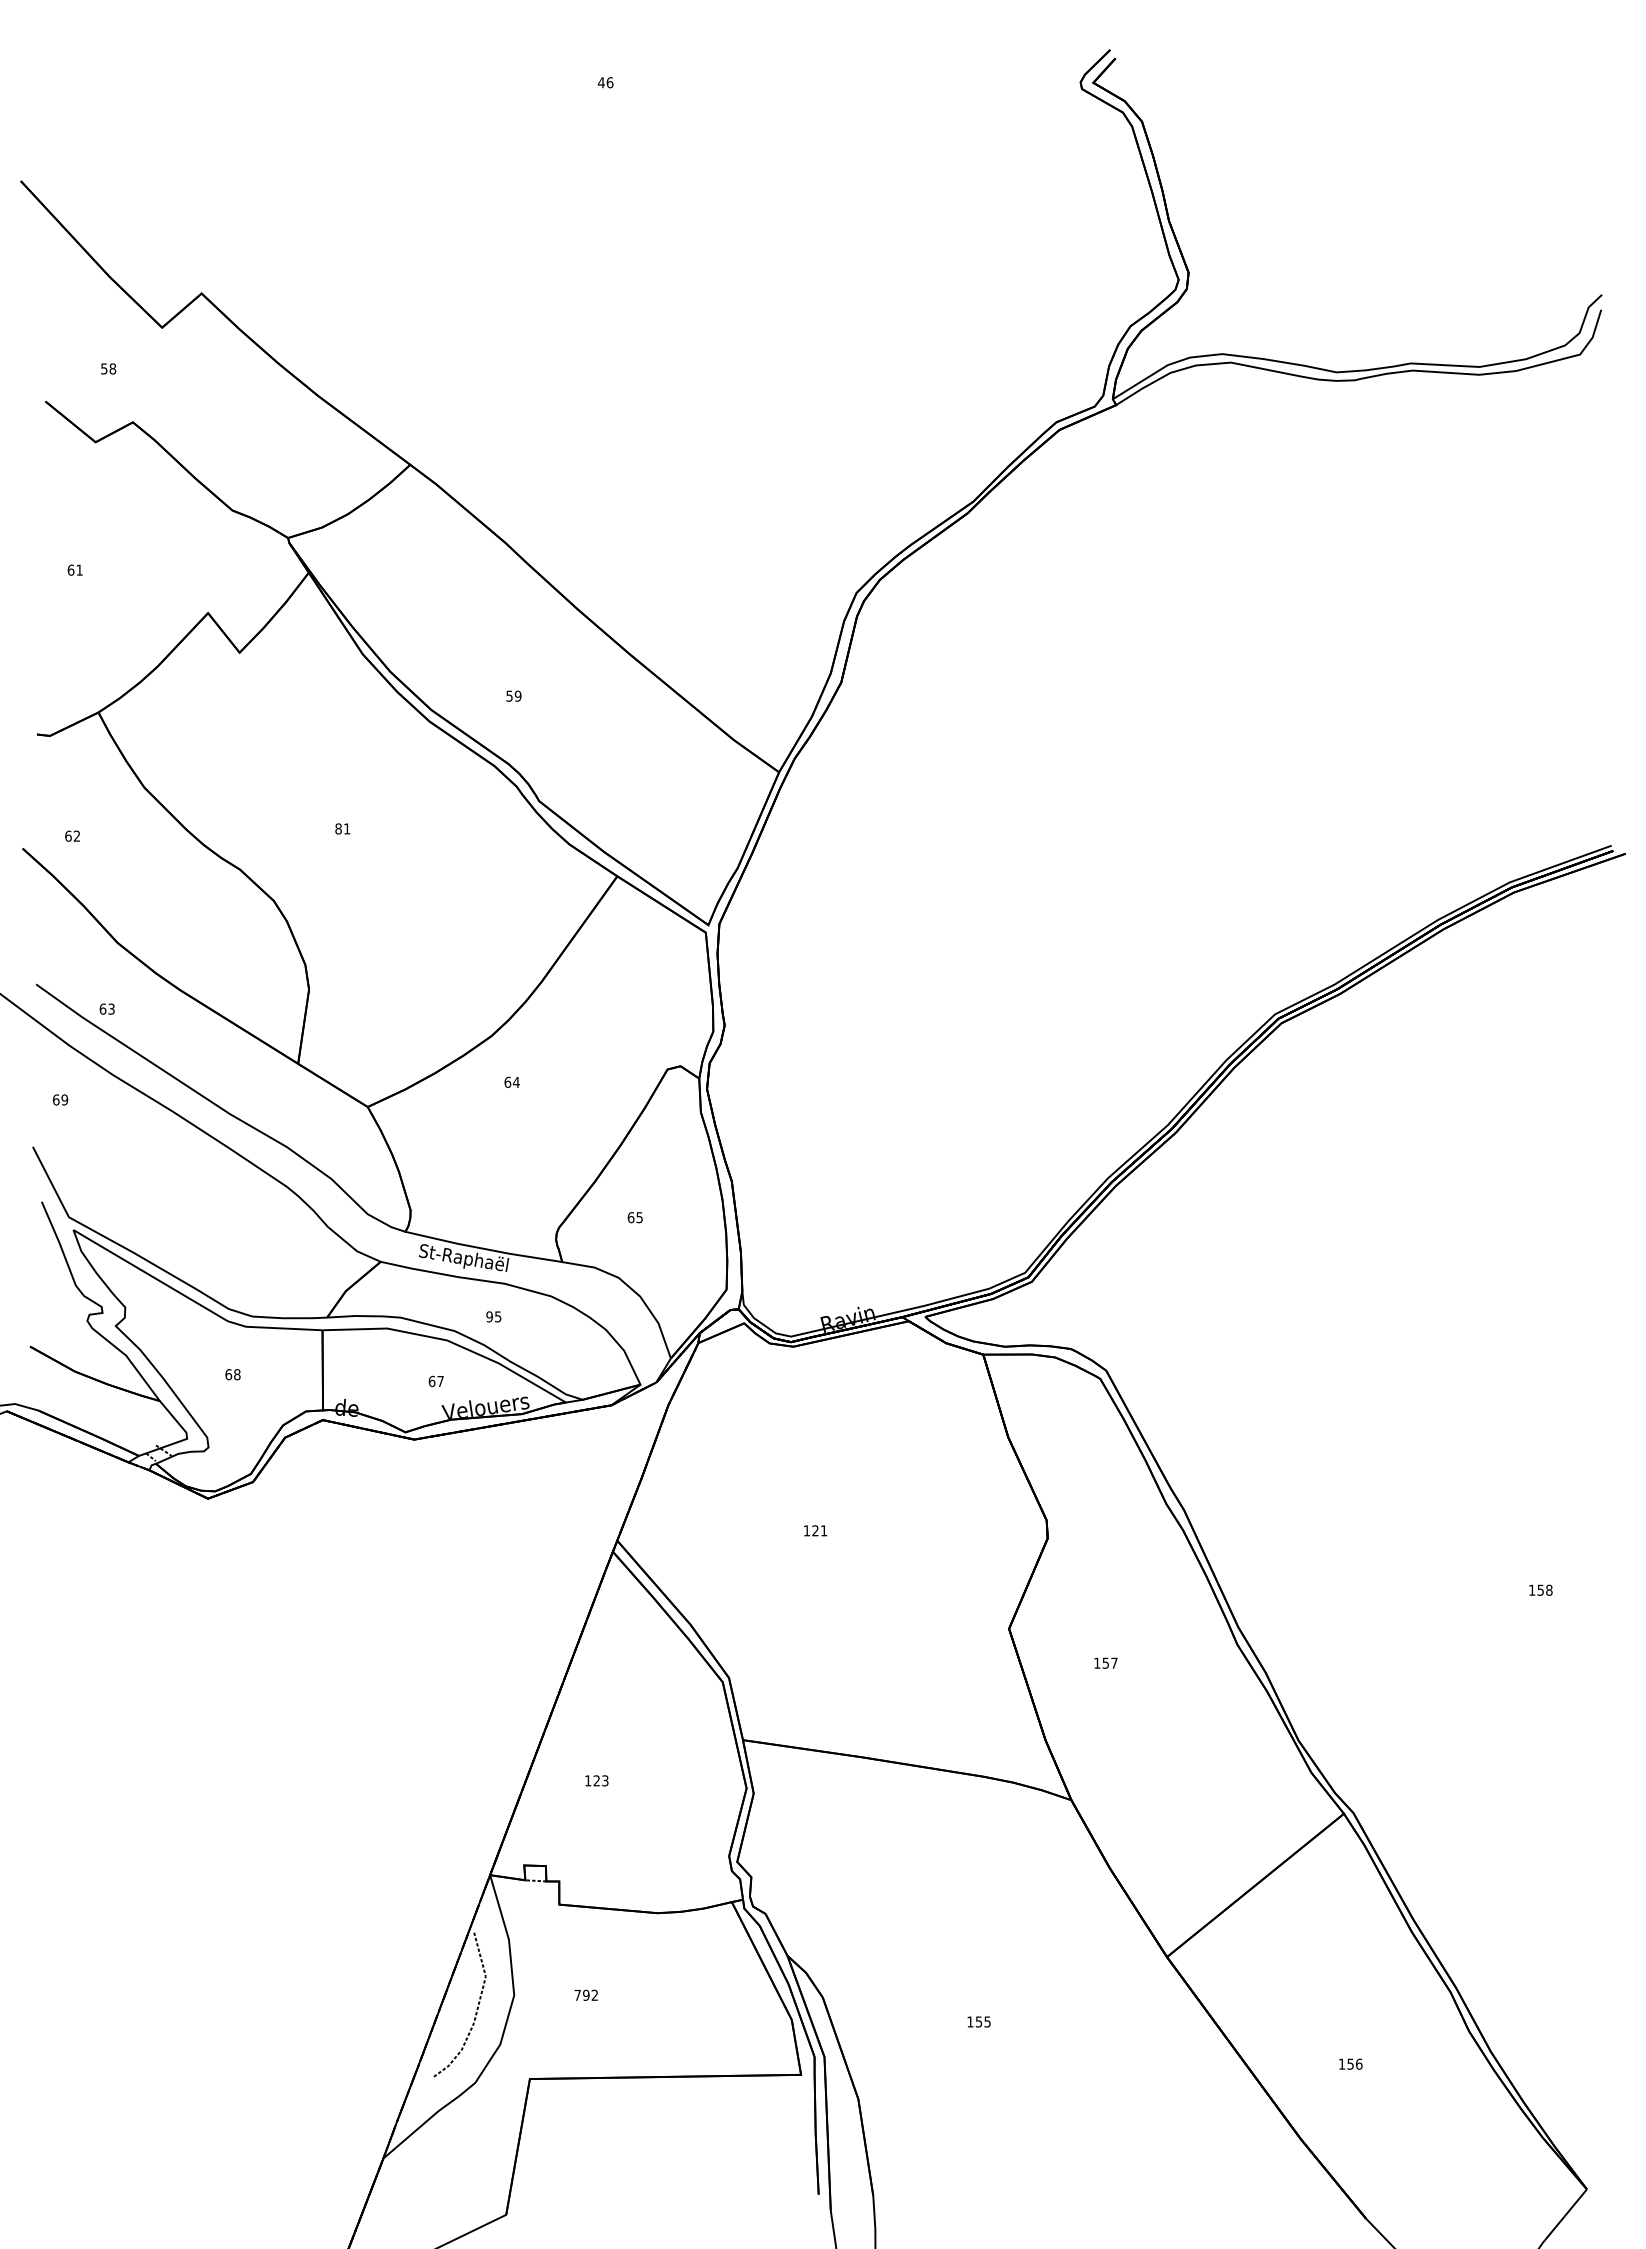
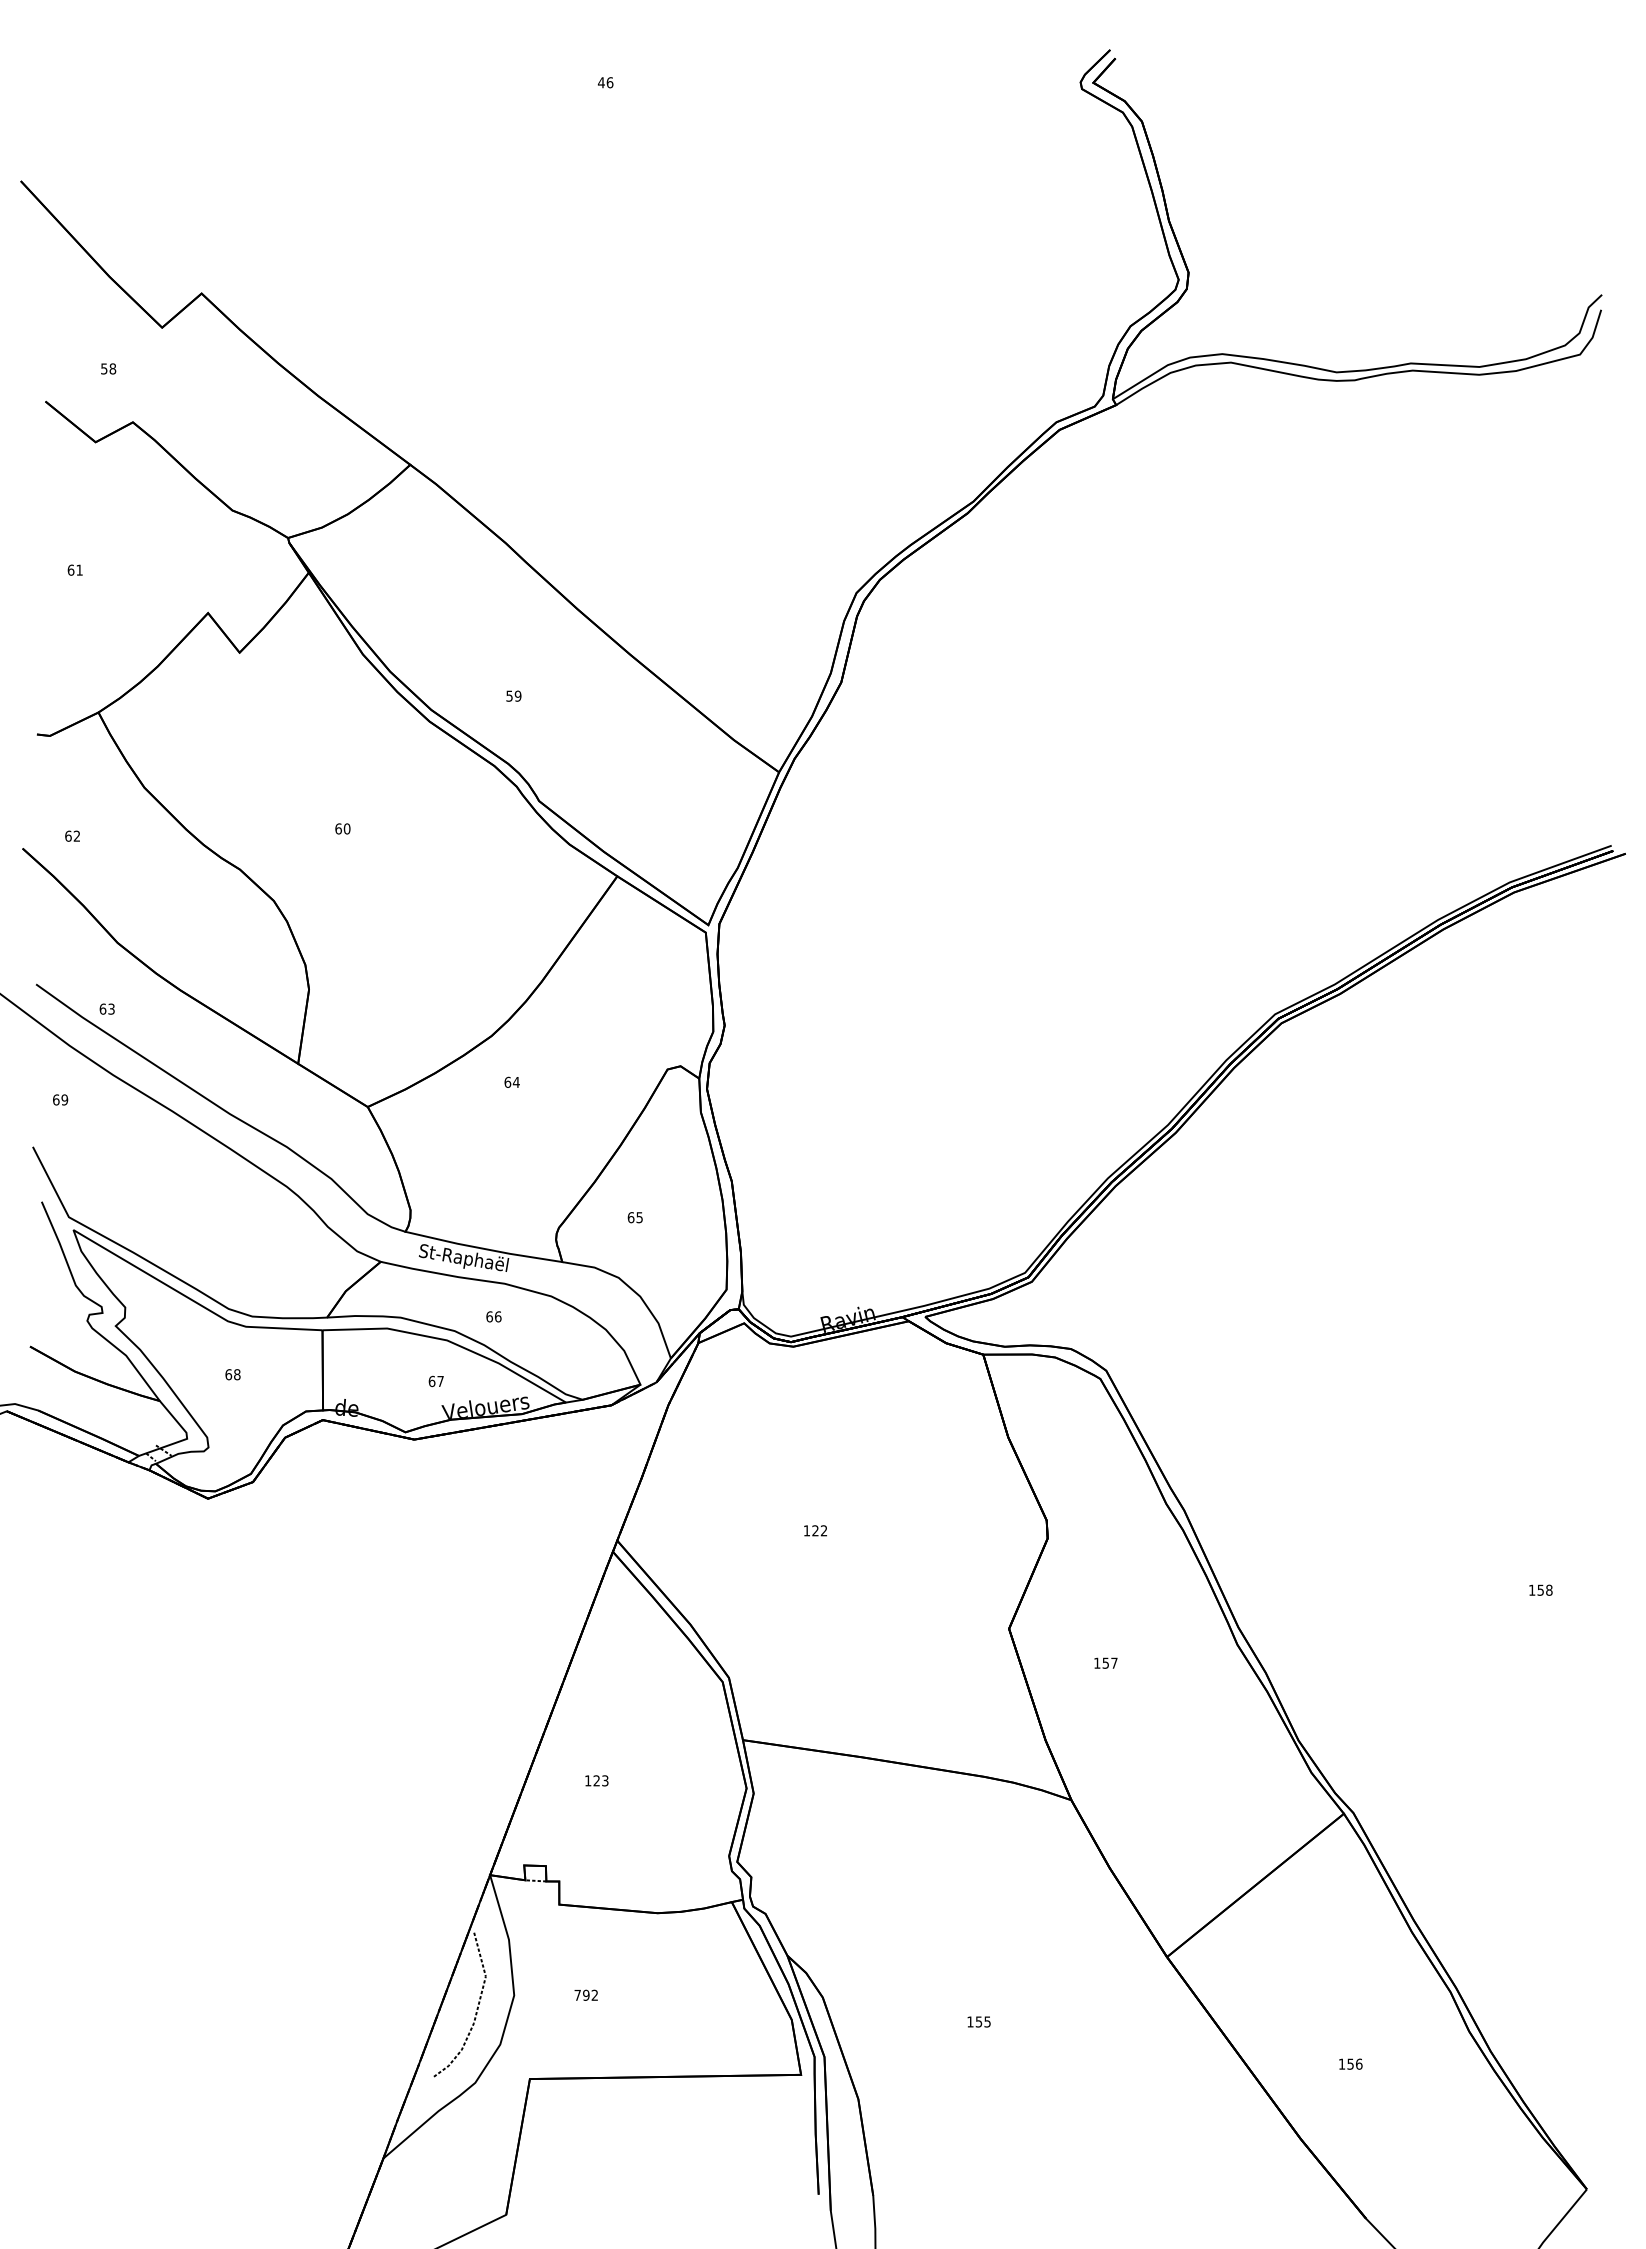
text: 81 -> 60 (342, 828)
text: 95 -> 66 (493, 1316)
text: 121 -> 122 (823, 1530)
